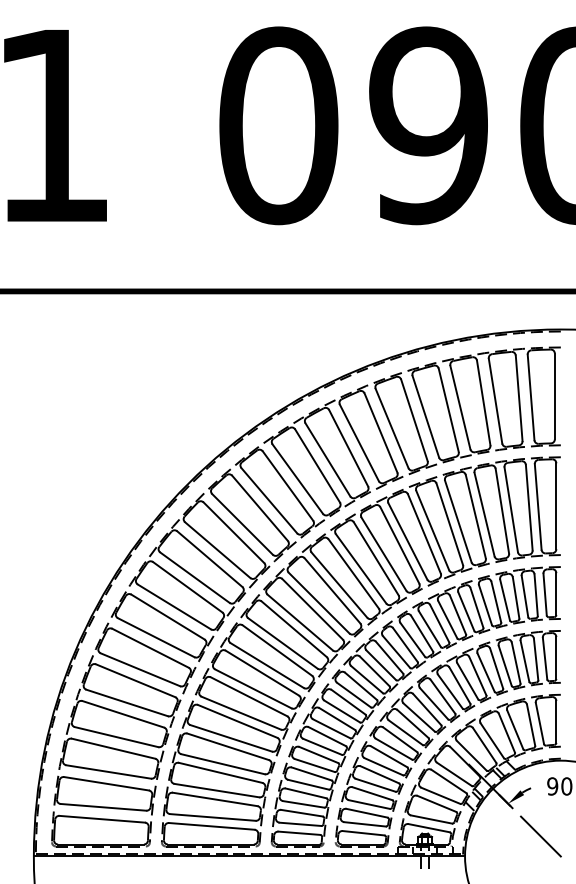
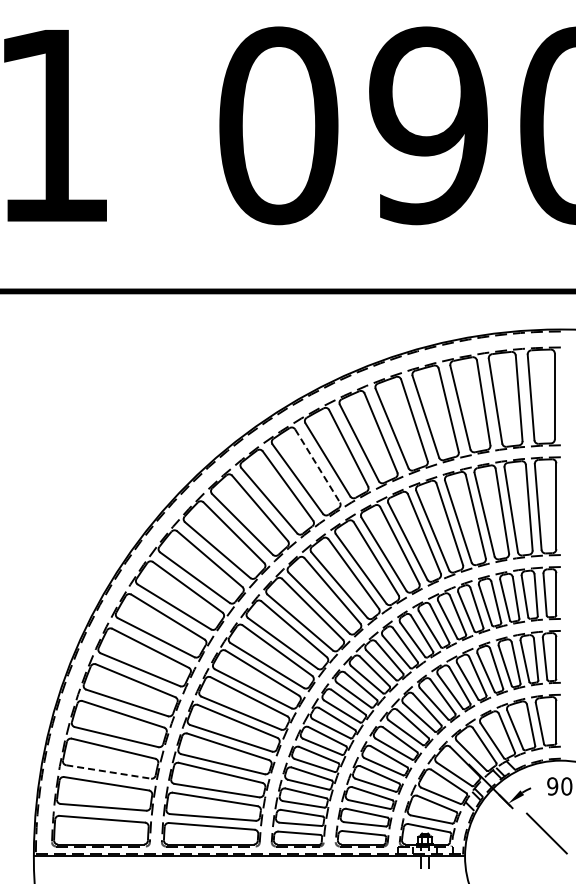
line: solid -> dashed (317, 465)
line: solid -> dashed (108, 771)
line position: (540, 836) -> (546, 833) (546, 833)
